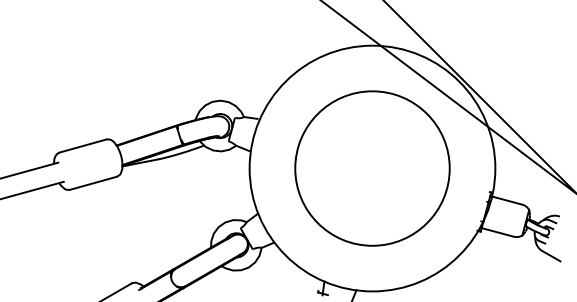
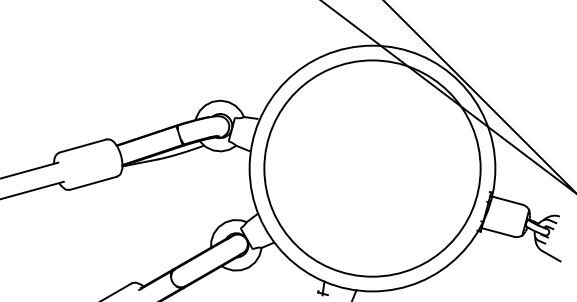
circle diameter: 154 px -> 216 px (372, 168)
